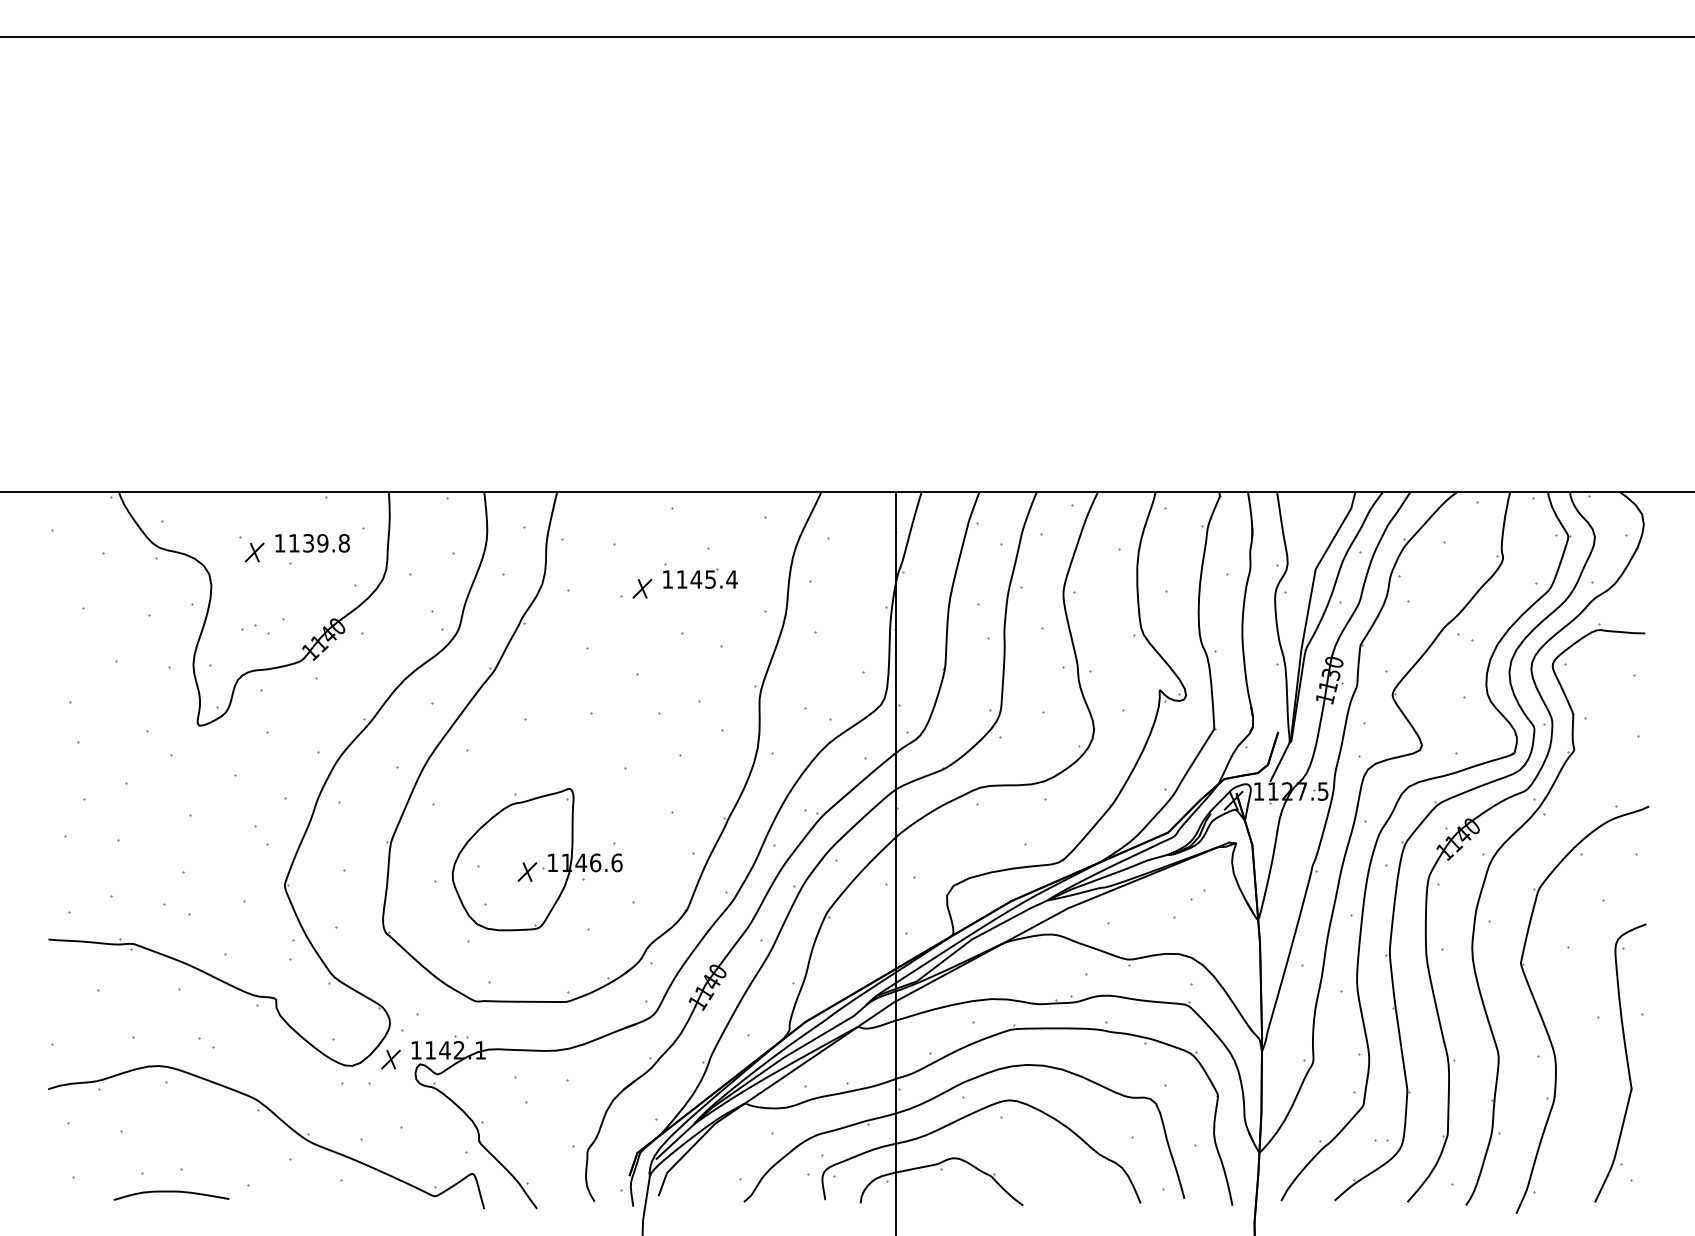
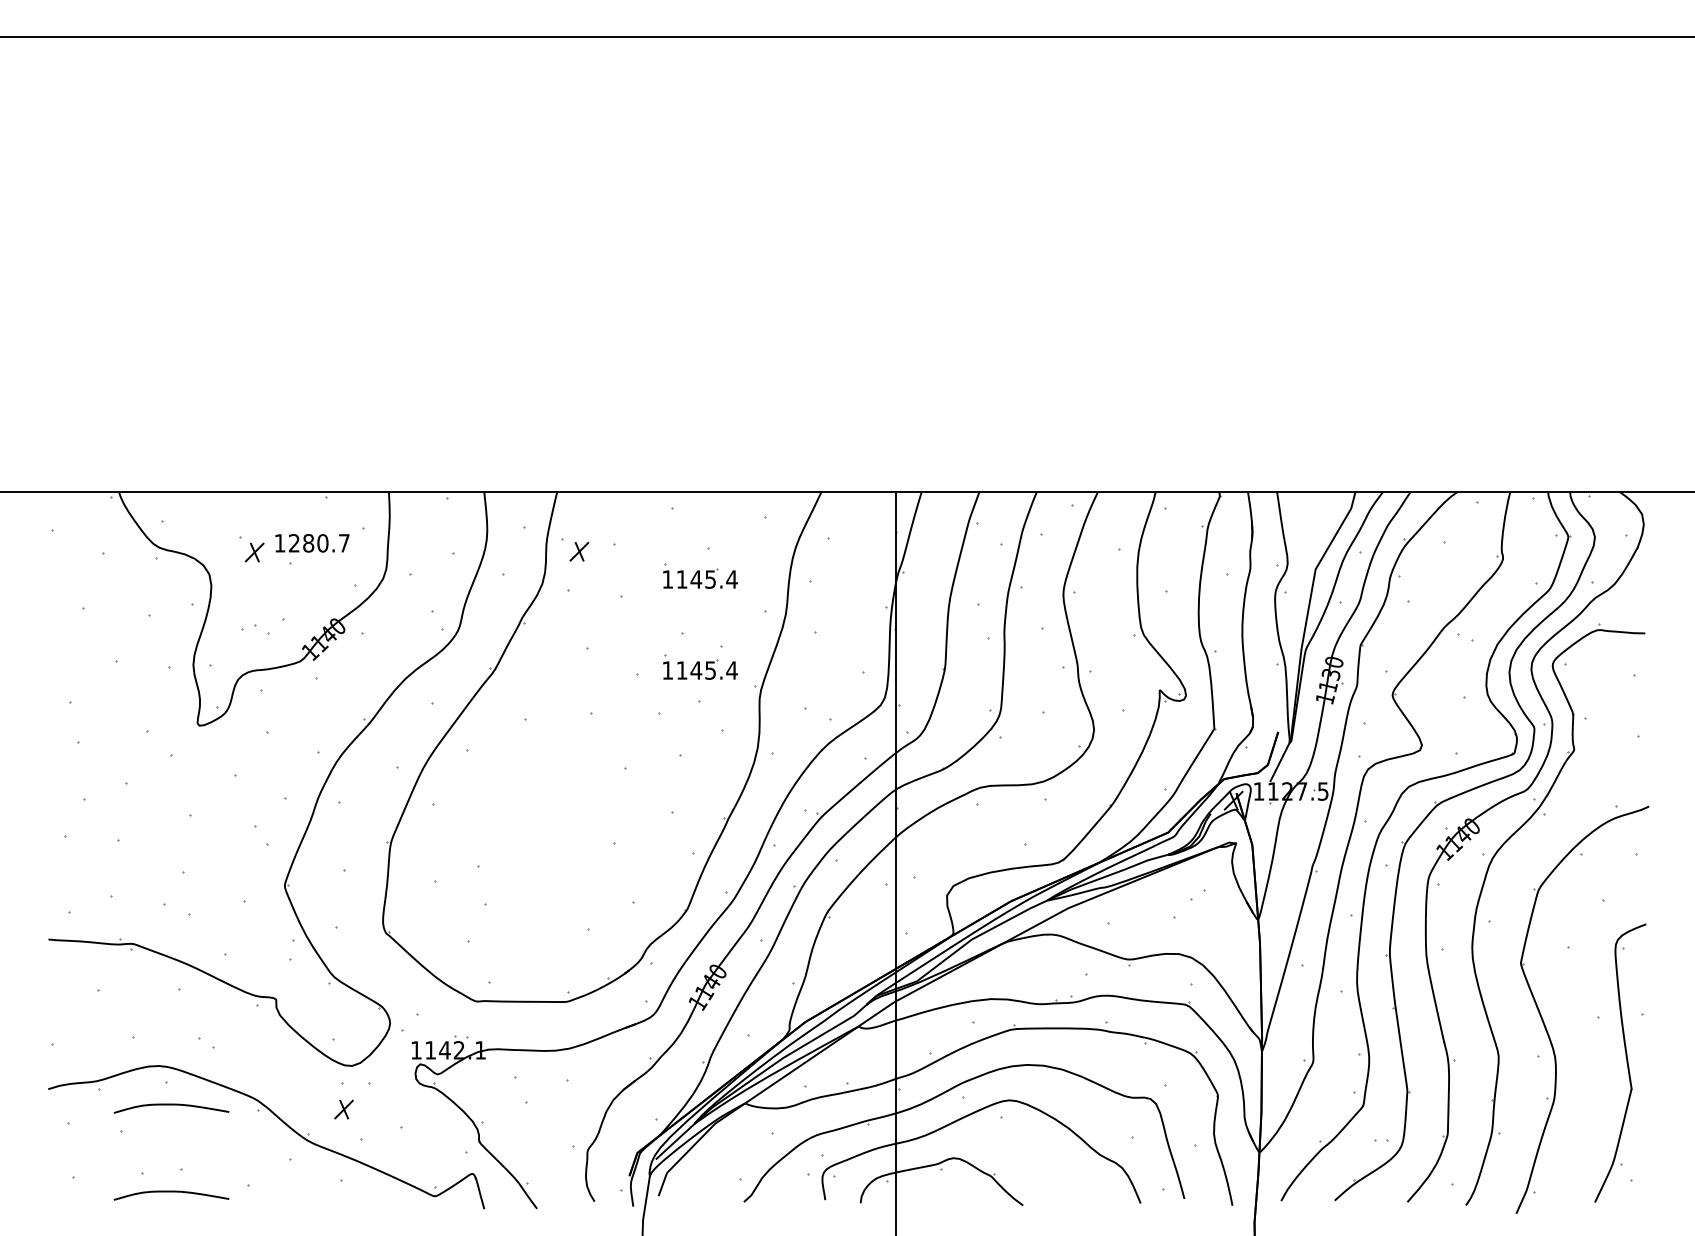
text: 1139.8 -> 1280.7 (319, 543)
part position: (642, 588) -> (579, 551) (579, 551)
part: none -> present (700, 666)
part: present -> none (536, 859)
part position: (390, 1059) -> (343, 1109) (343, 1109)
curve: none -> present (171, 1105)
